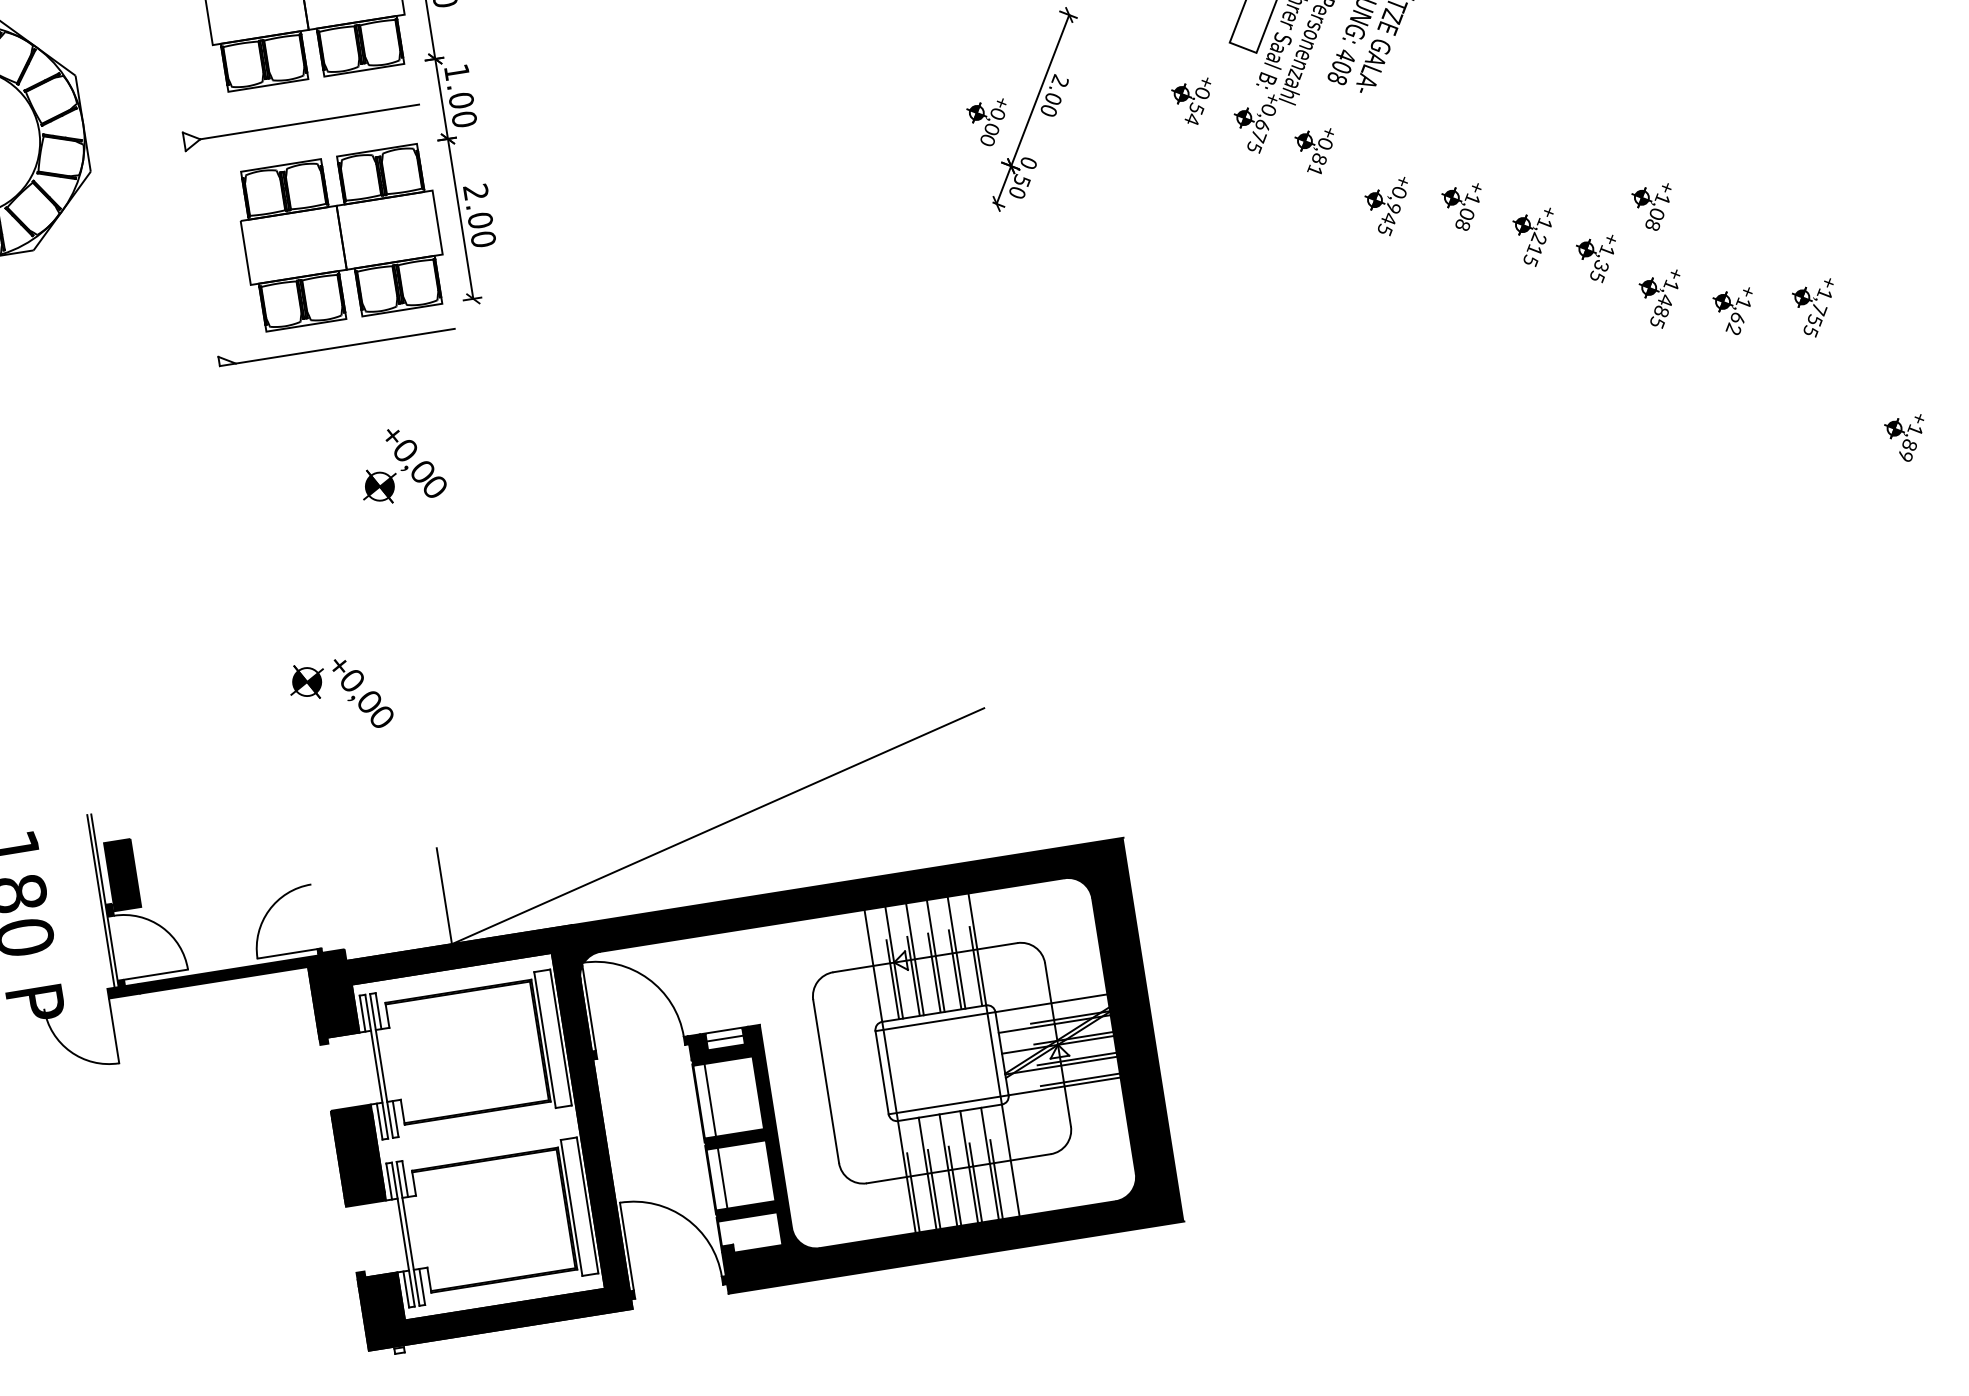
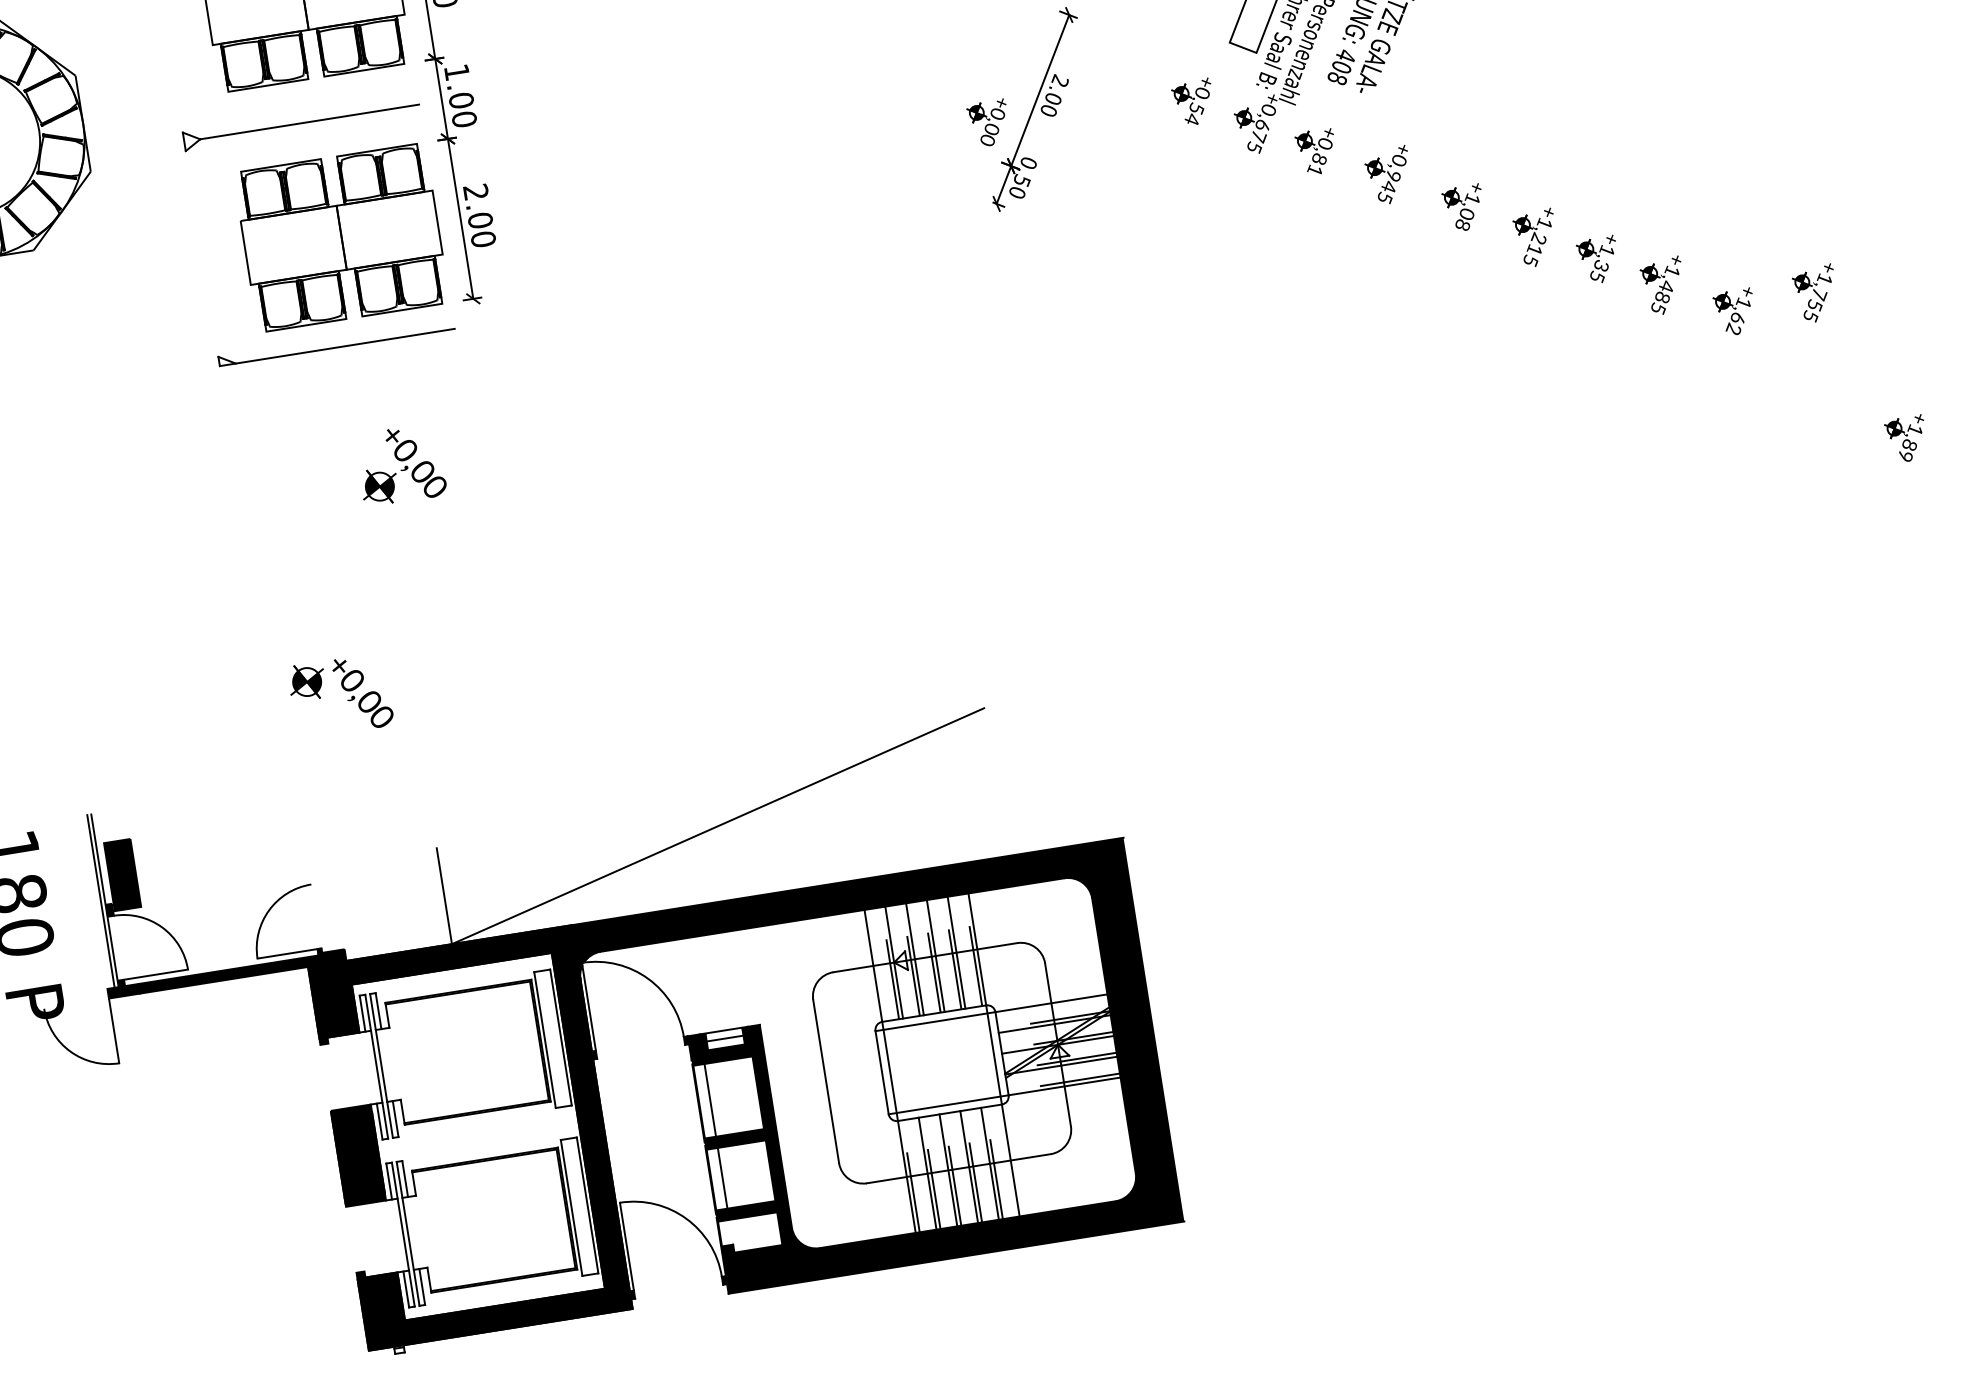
part position: (1385, 206) -> (1385, 174) (1385, 174)
part: present -> none (1651, 206)
part position: (1659, 298) -> (1660, 284) (1660, 284)
part position: (1812, 307) -> (1812, 292) (1812, 292)
